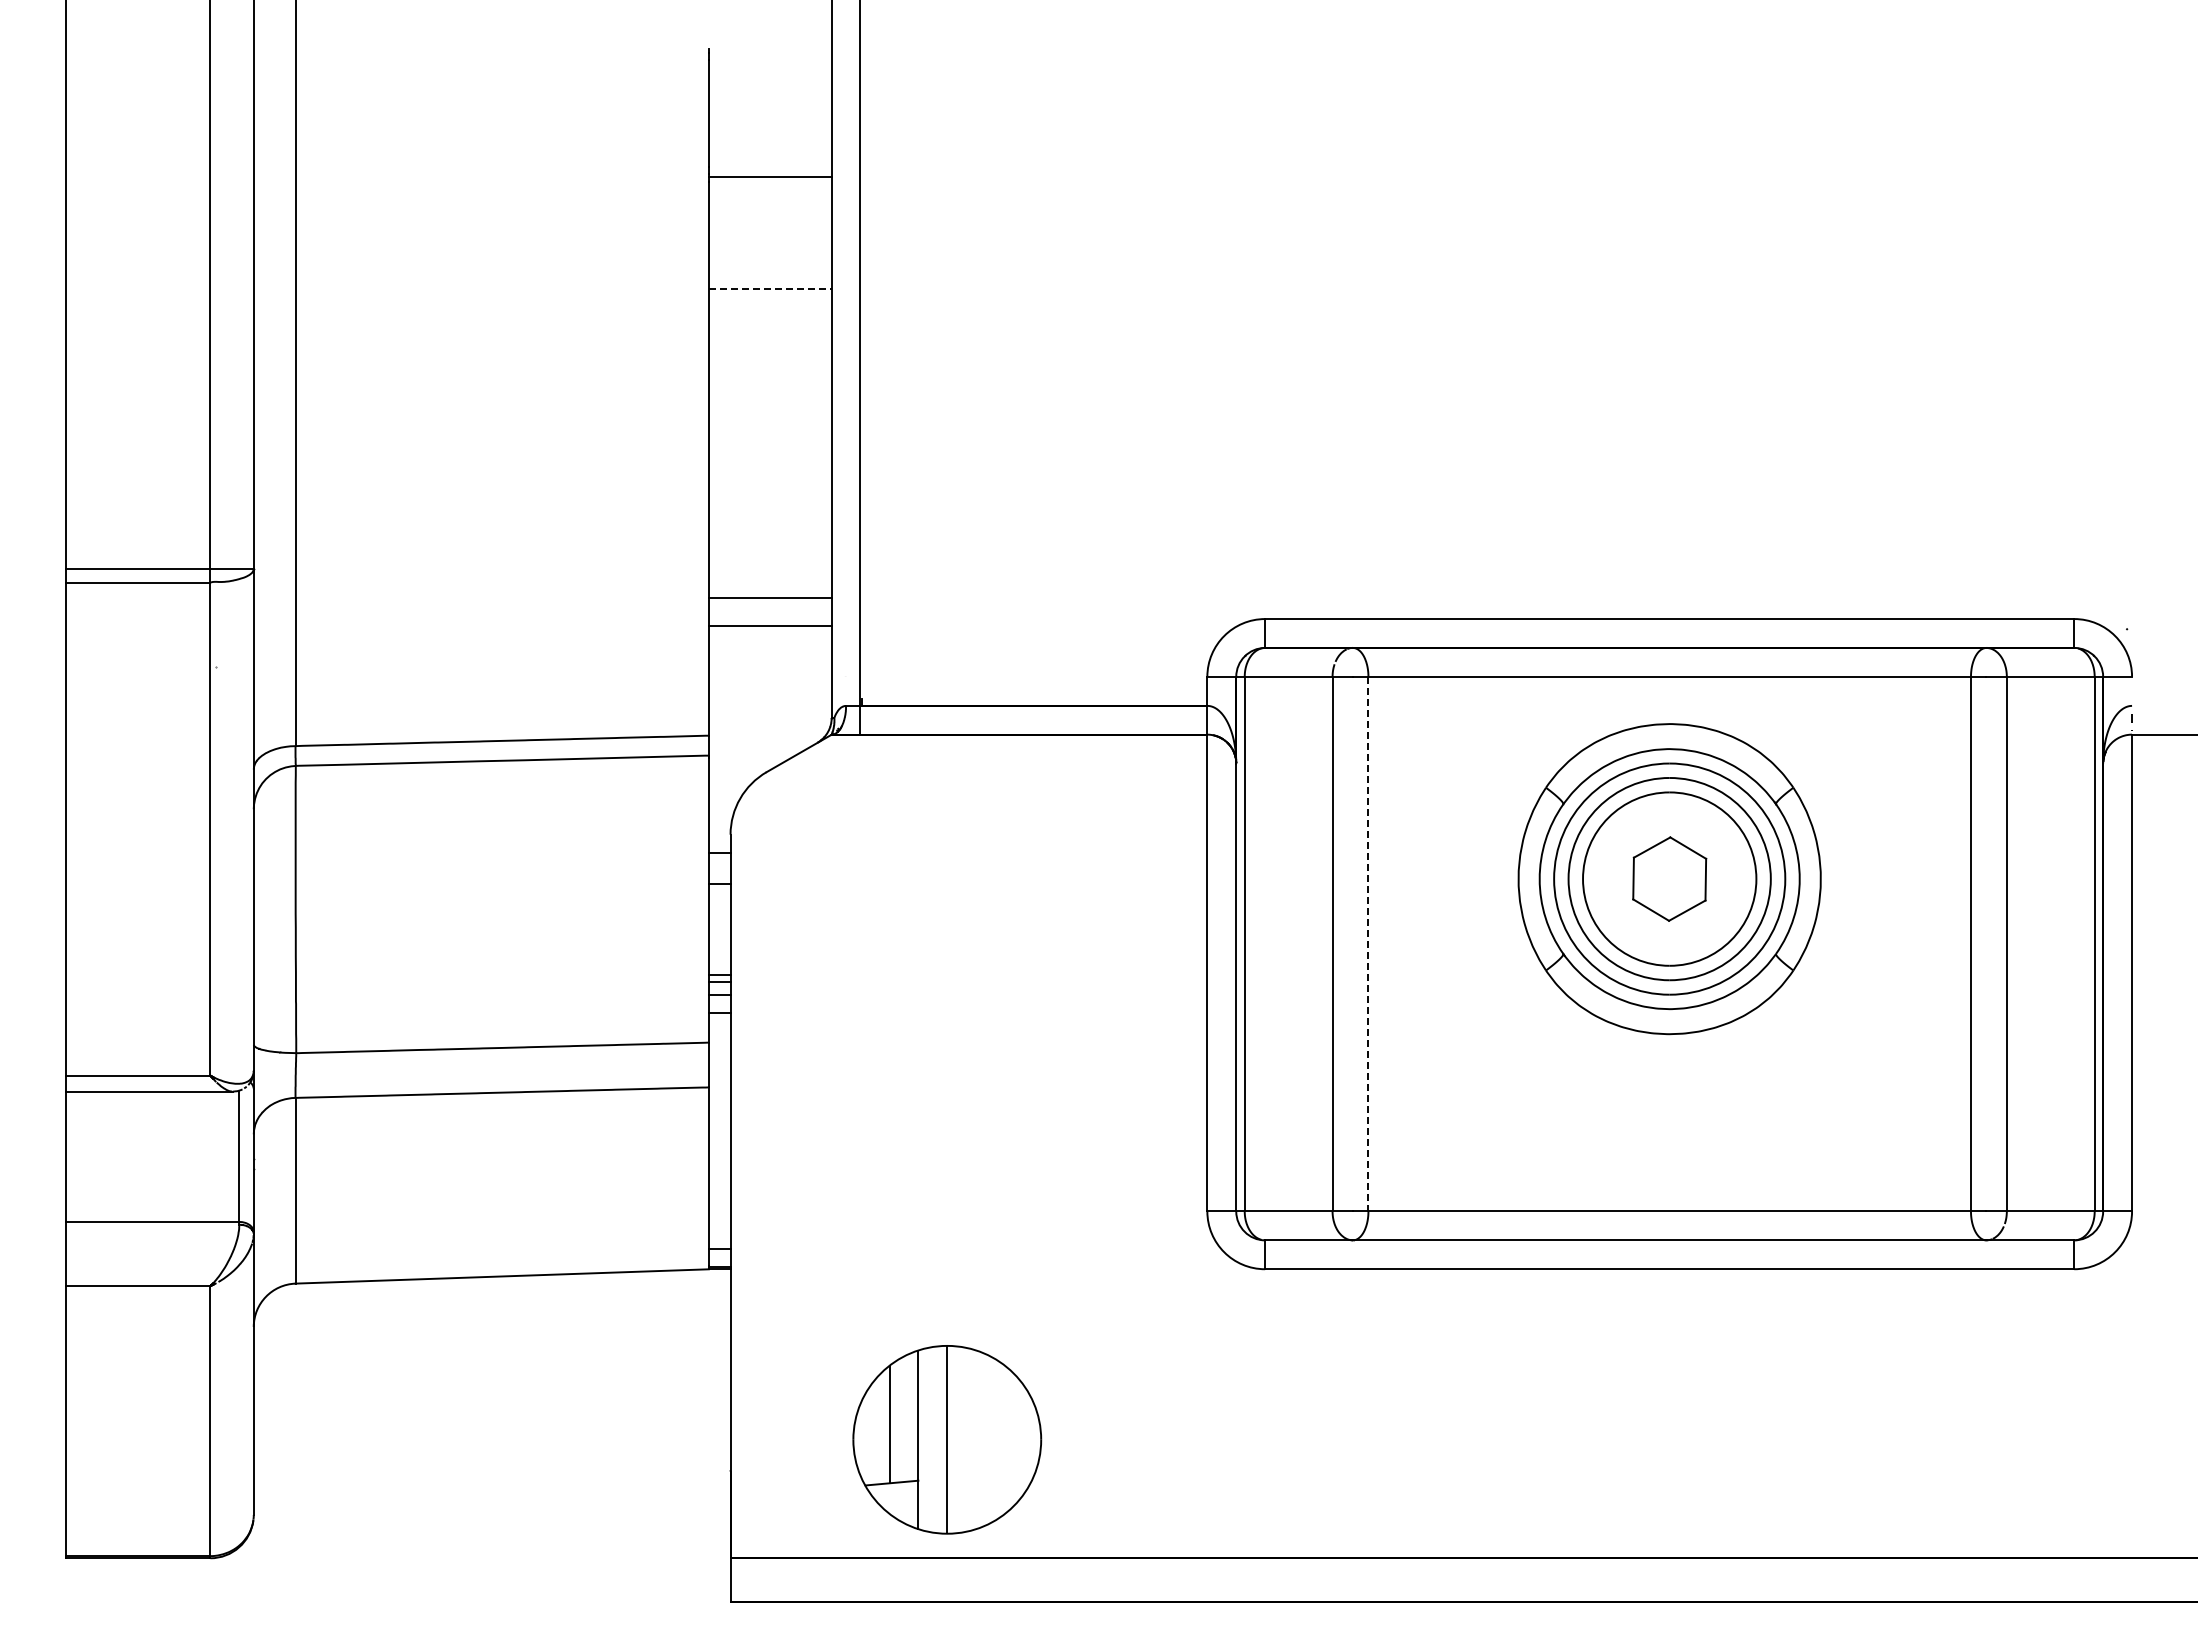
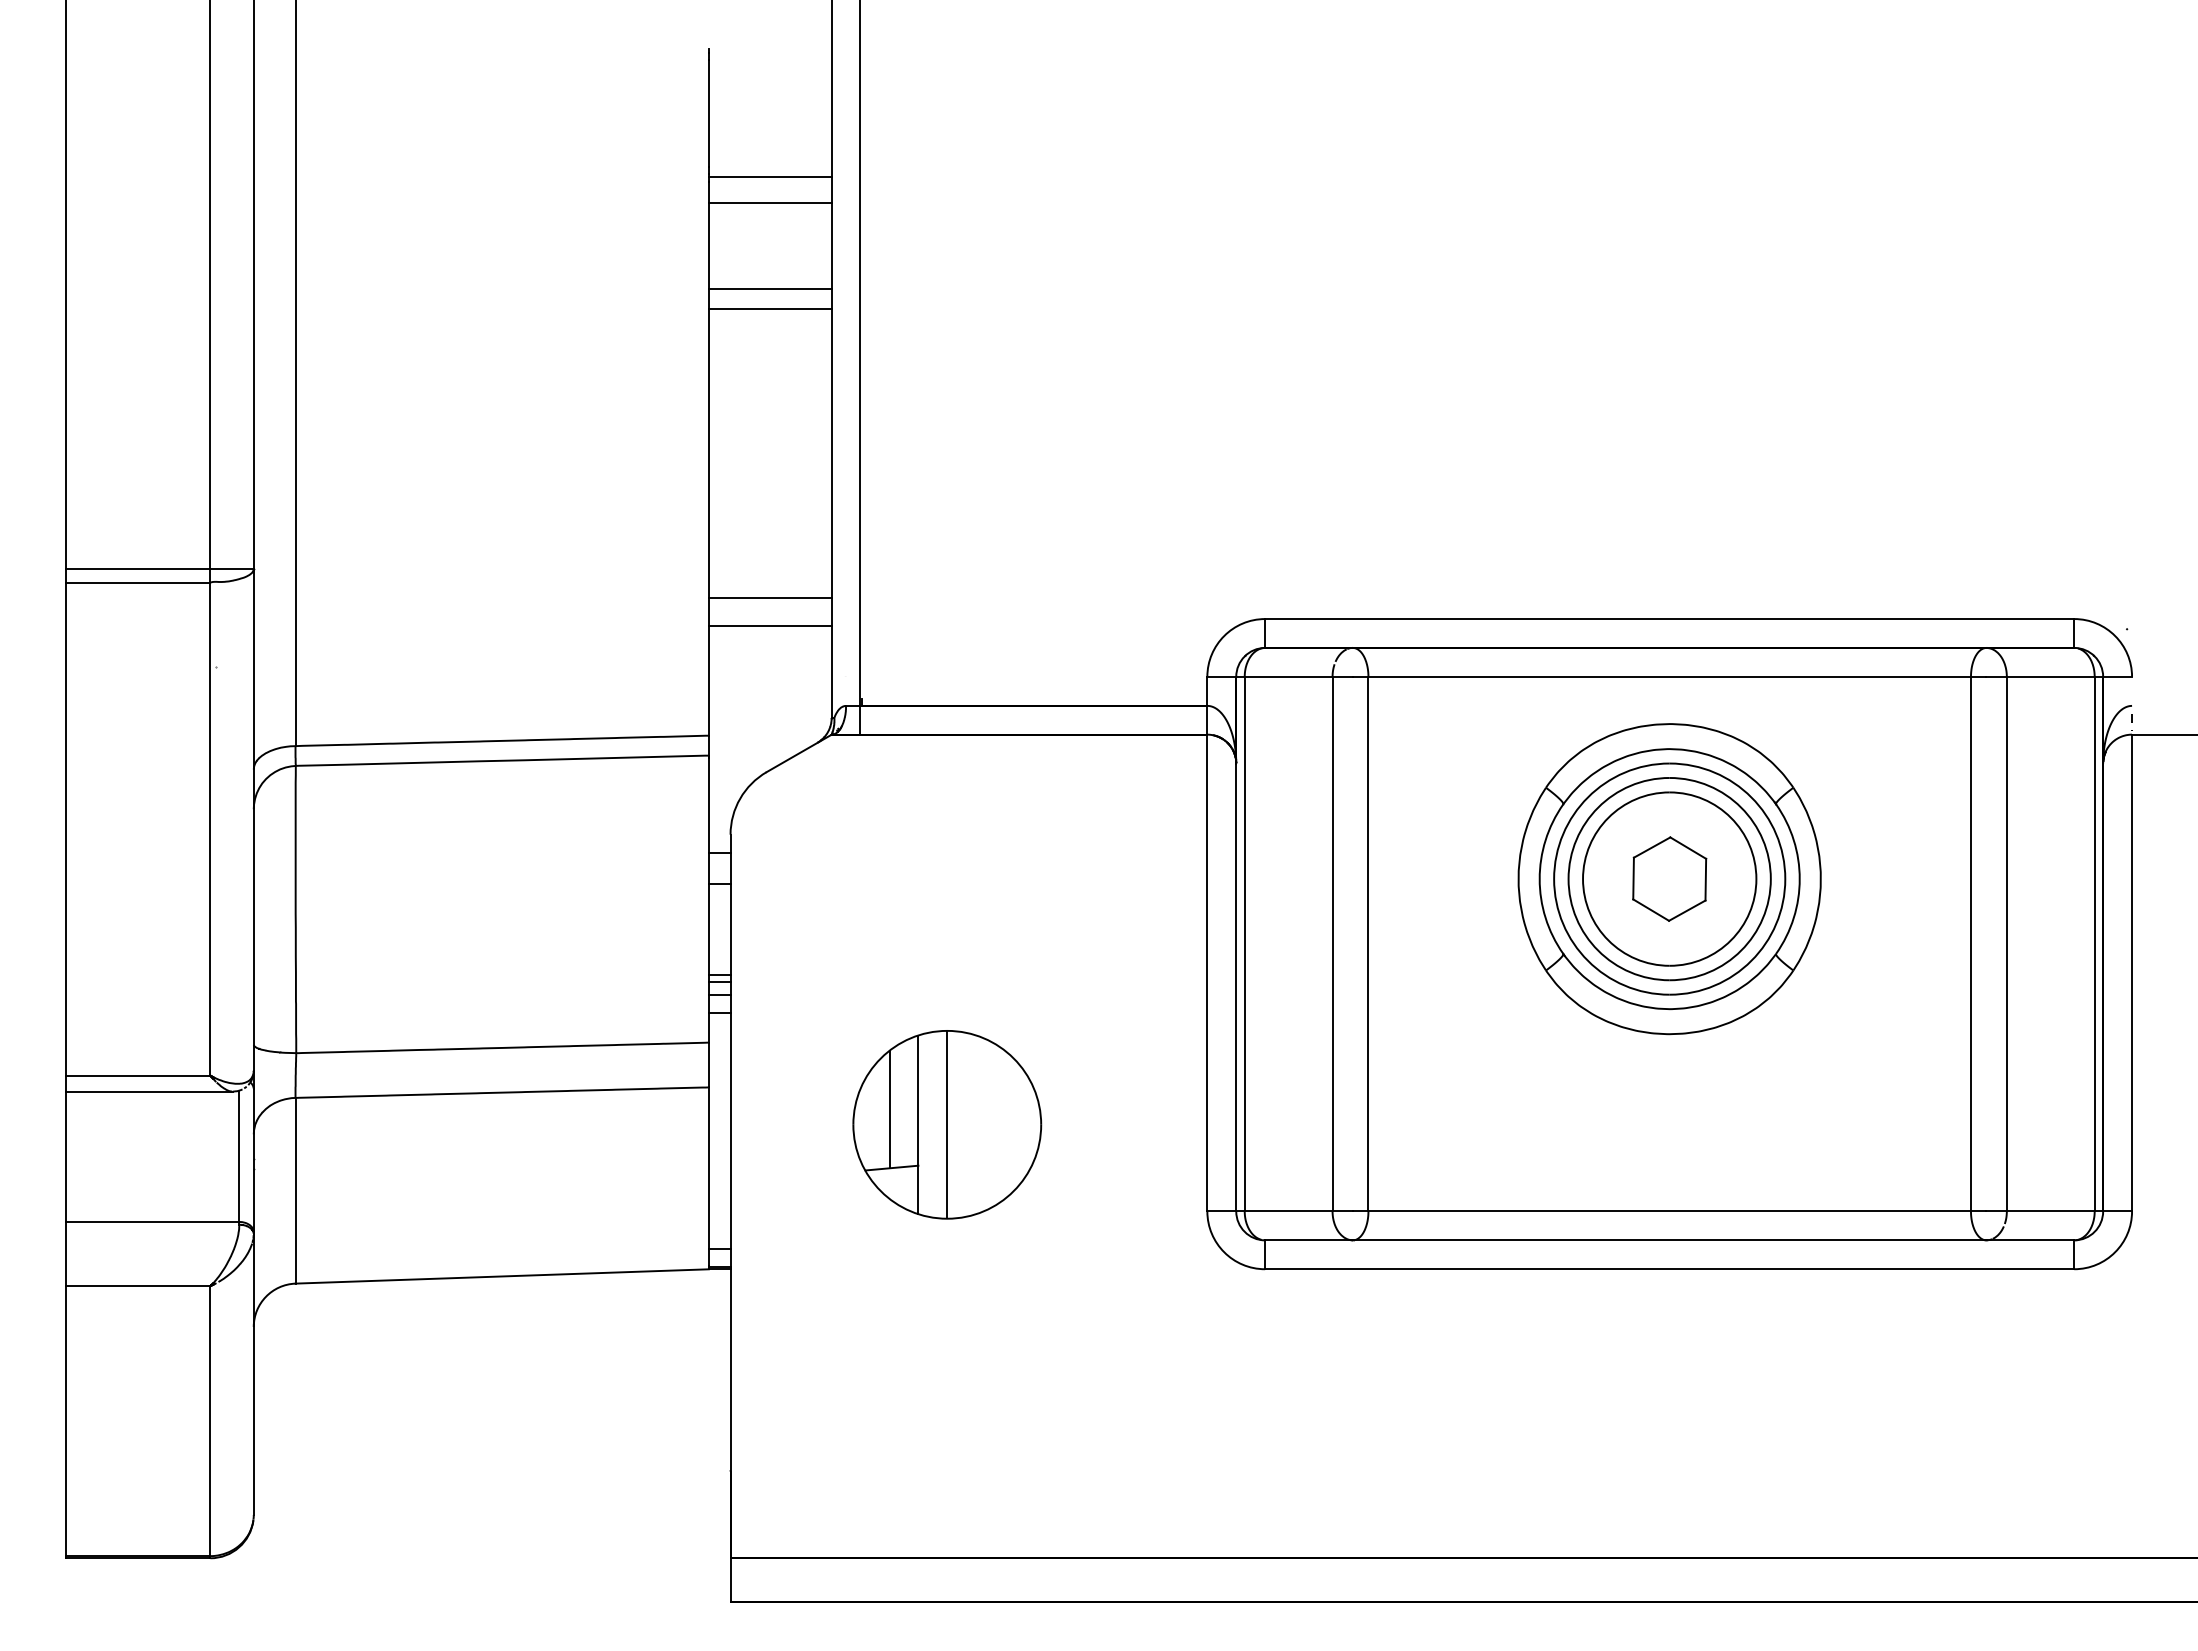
line: none -> present (769, 202)
line: dashed -> solid (770, 288)
line: none -> present (769, 309)
line: dashed -> solid (1368, 944)
part position: (947, 1439) -> (947, 1124) (947, 1124)
